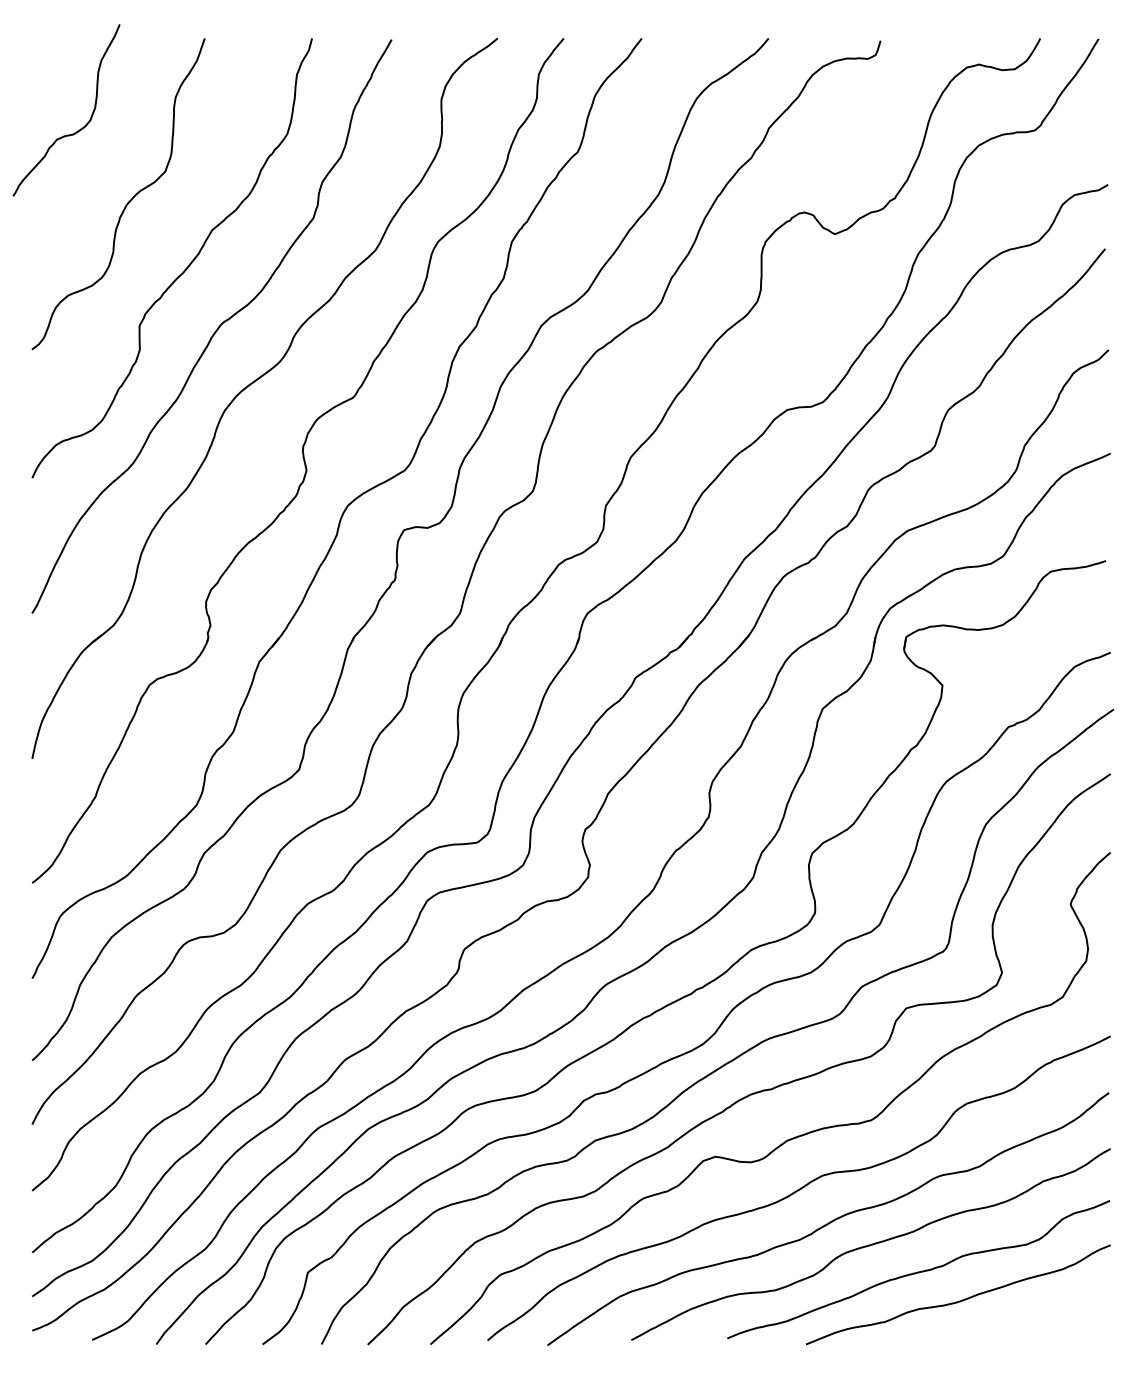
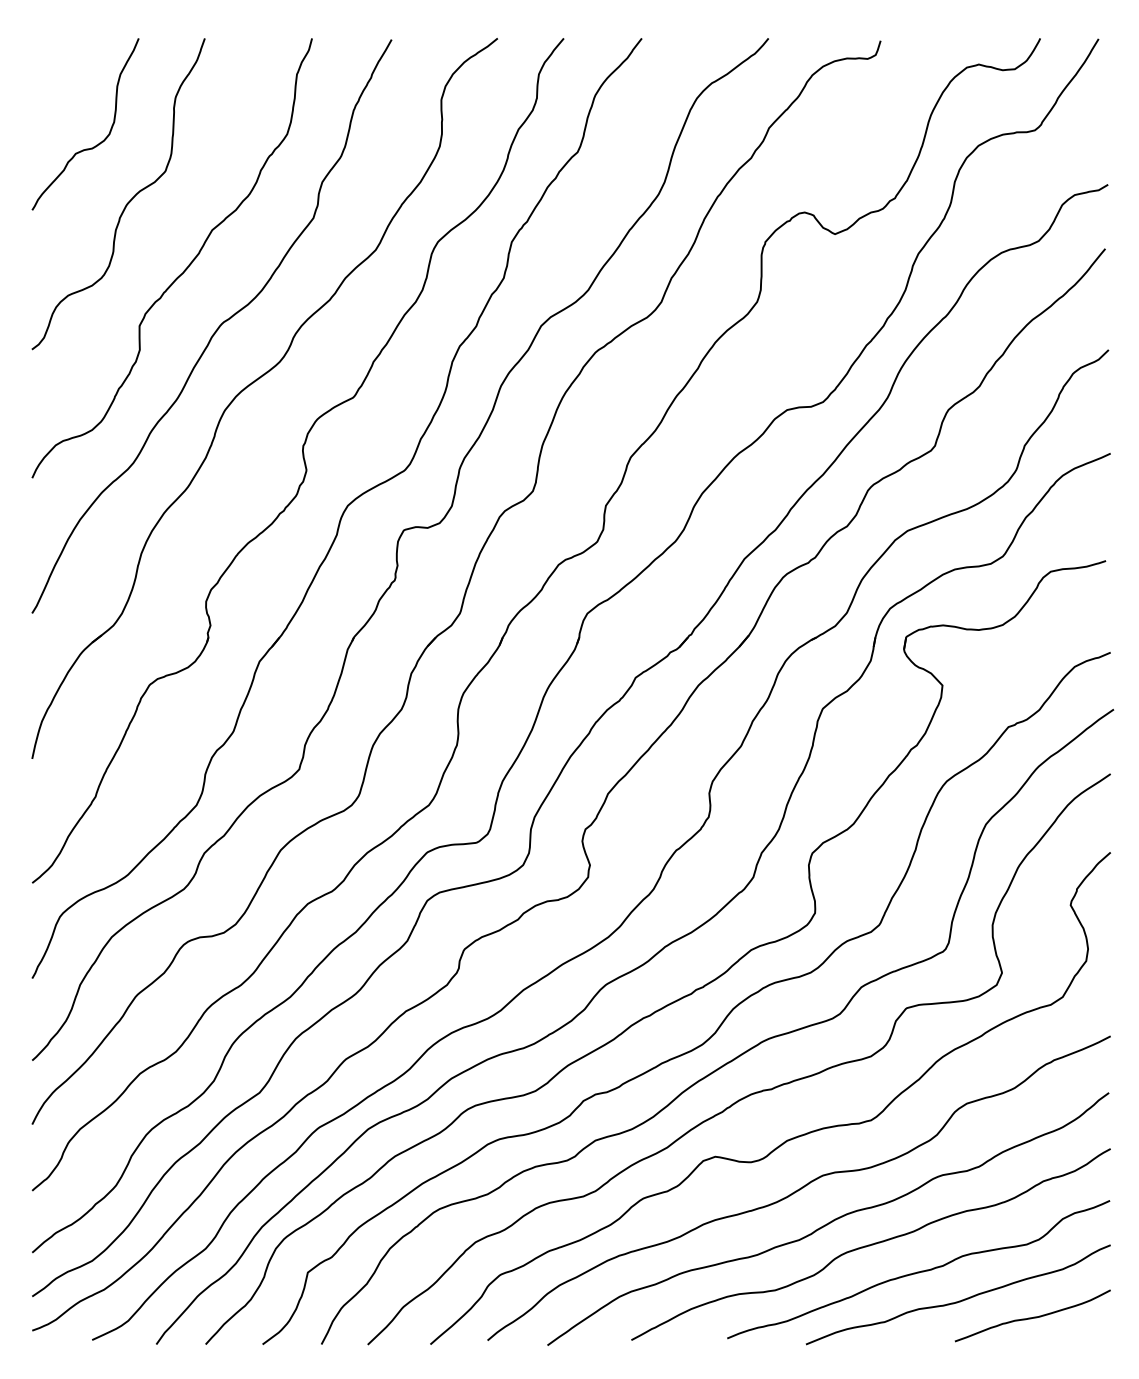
curve position: (80, 128) -> (99, 142) (99, 142)
curve: none -> present (1033, 1316)
